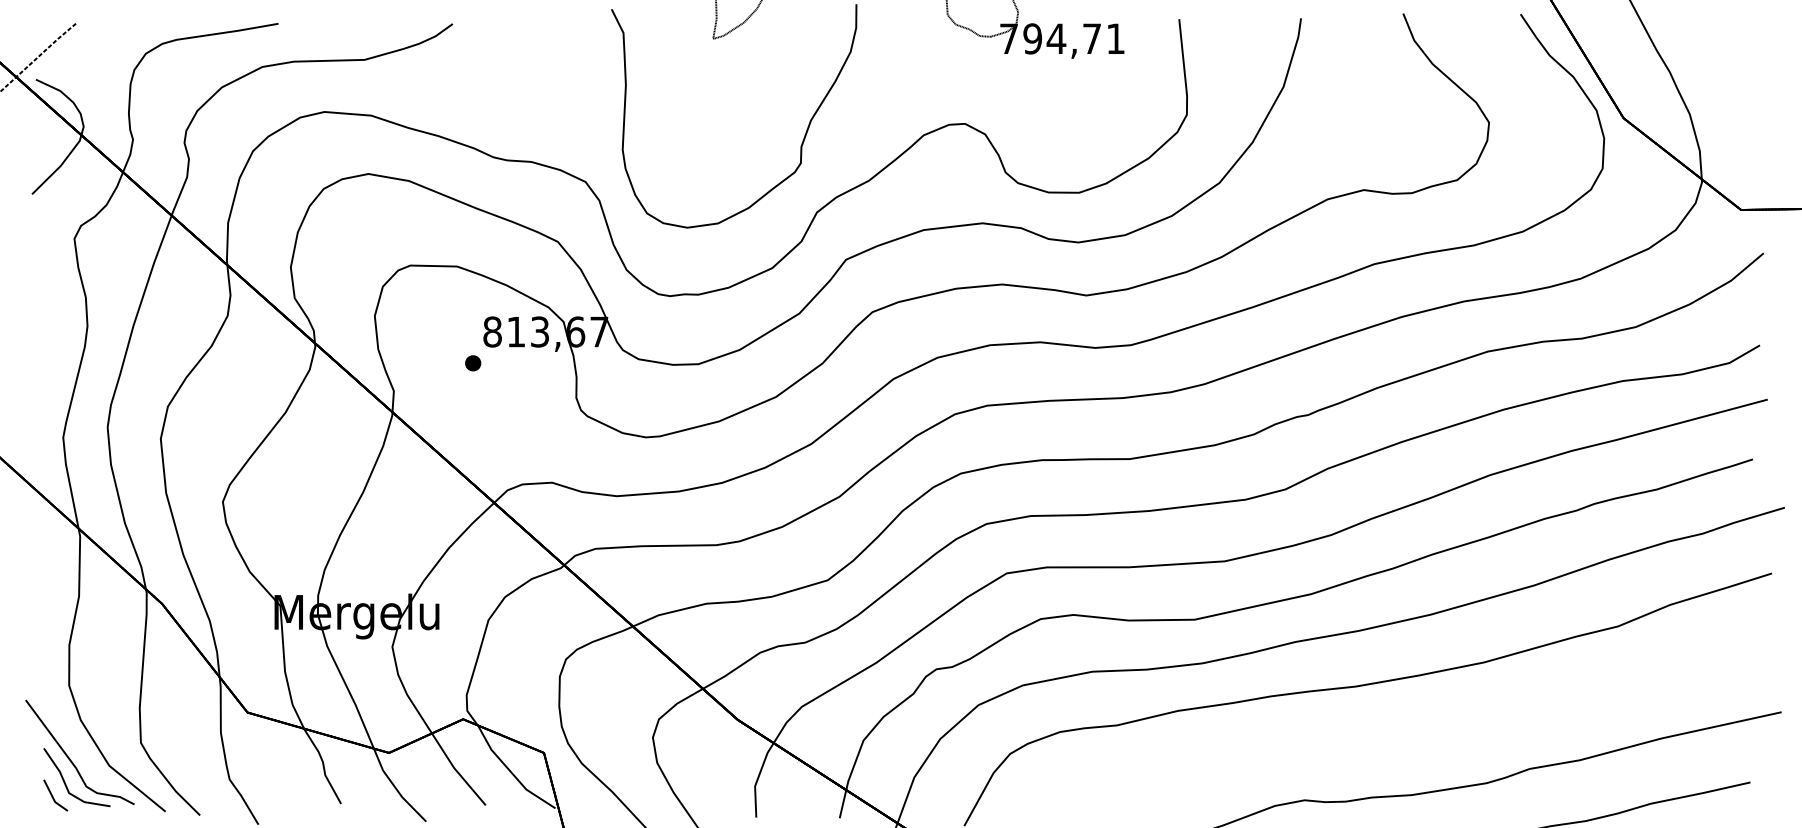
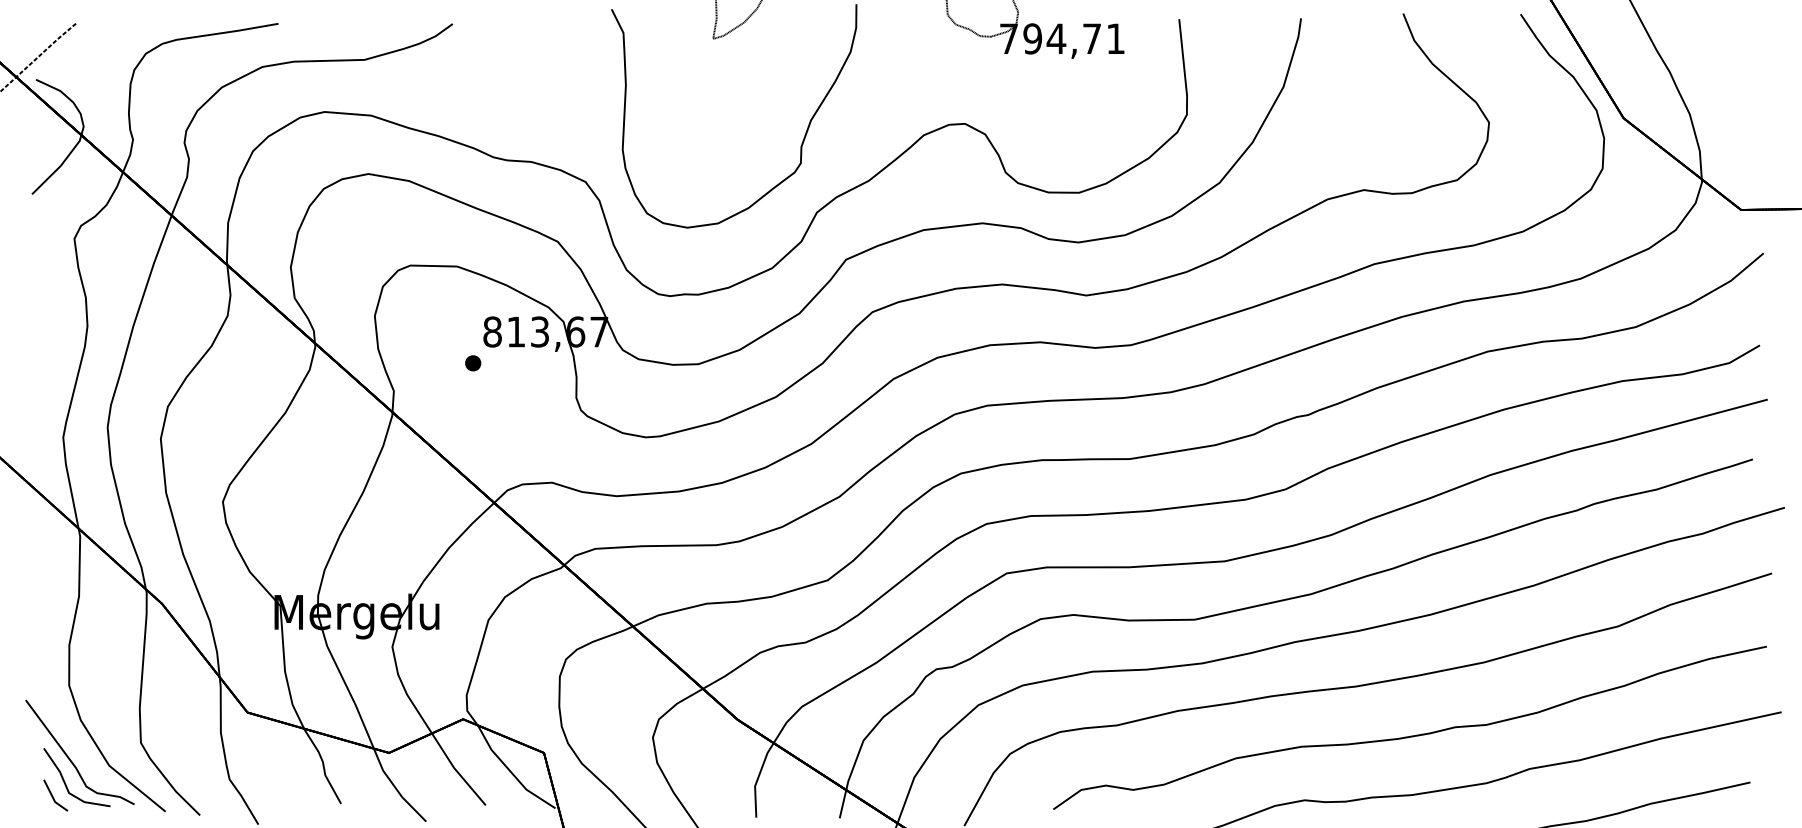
curve: none -> present (1410, 735)
